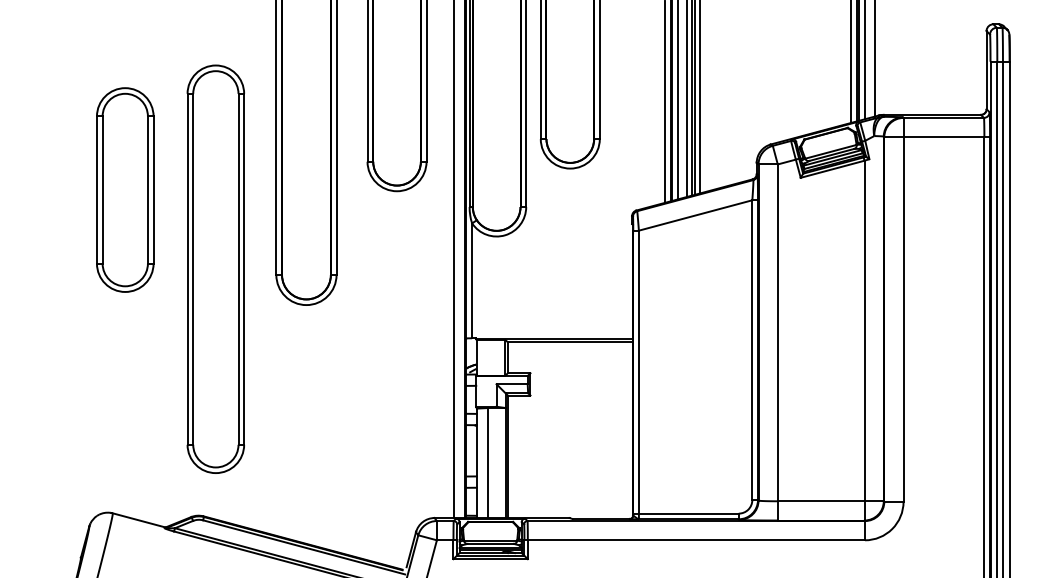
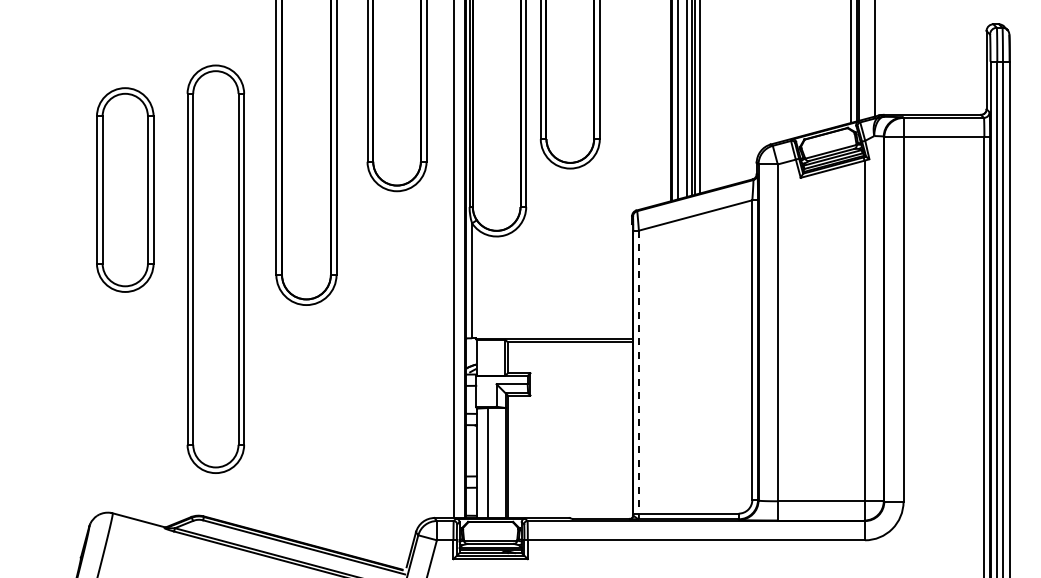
line: present -> none (864, 60)
line: present -> none (665, 102)
line: solid -> dashed (638, 372)
